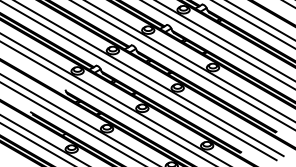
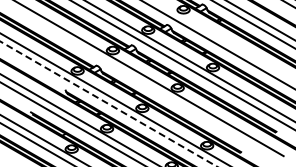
line: present -> none (225, 40)
line: present -> none (139, 81)
line: solid -> dashed (108, 104)
